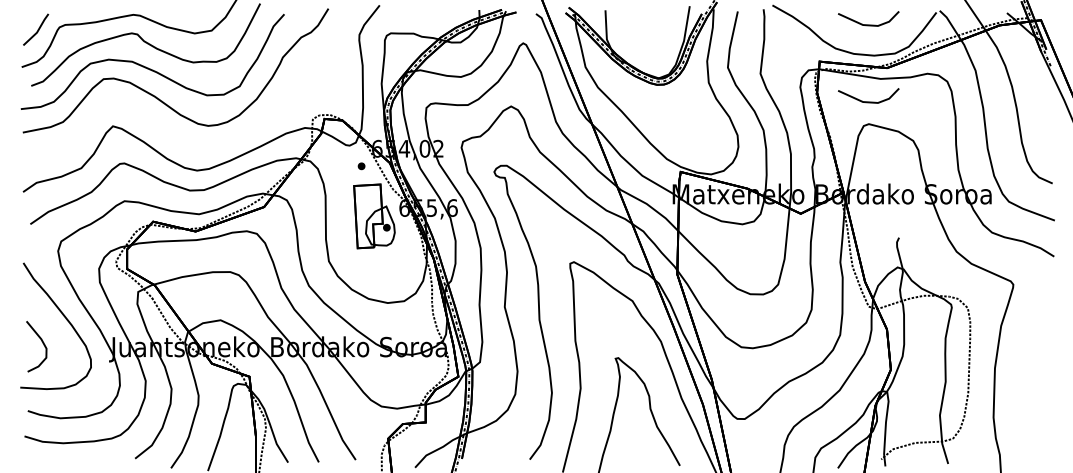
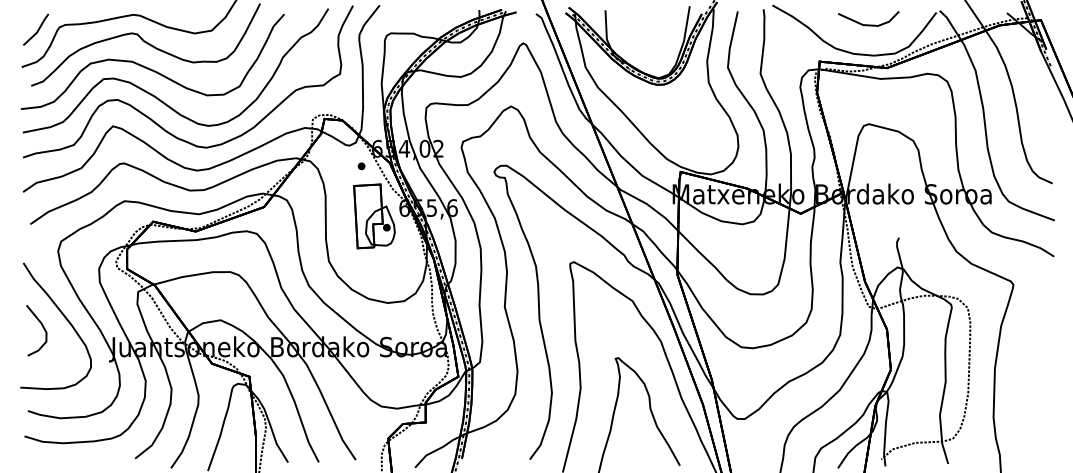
line: present -> none (868, 101)
curve: none -> present (155, 121)
curve position: (42, 343) -> (42, 327) (42, 327)
